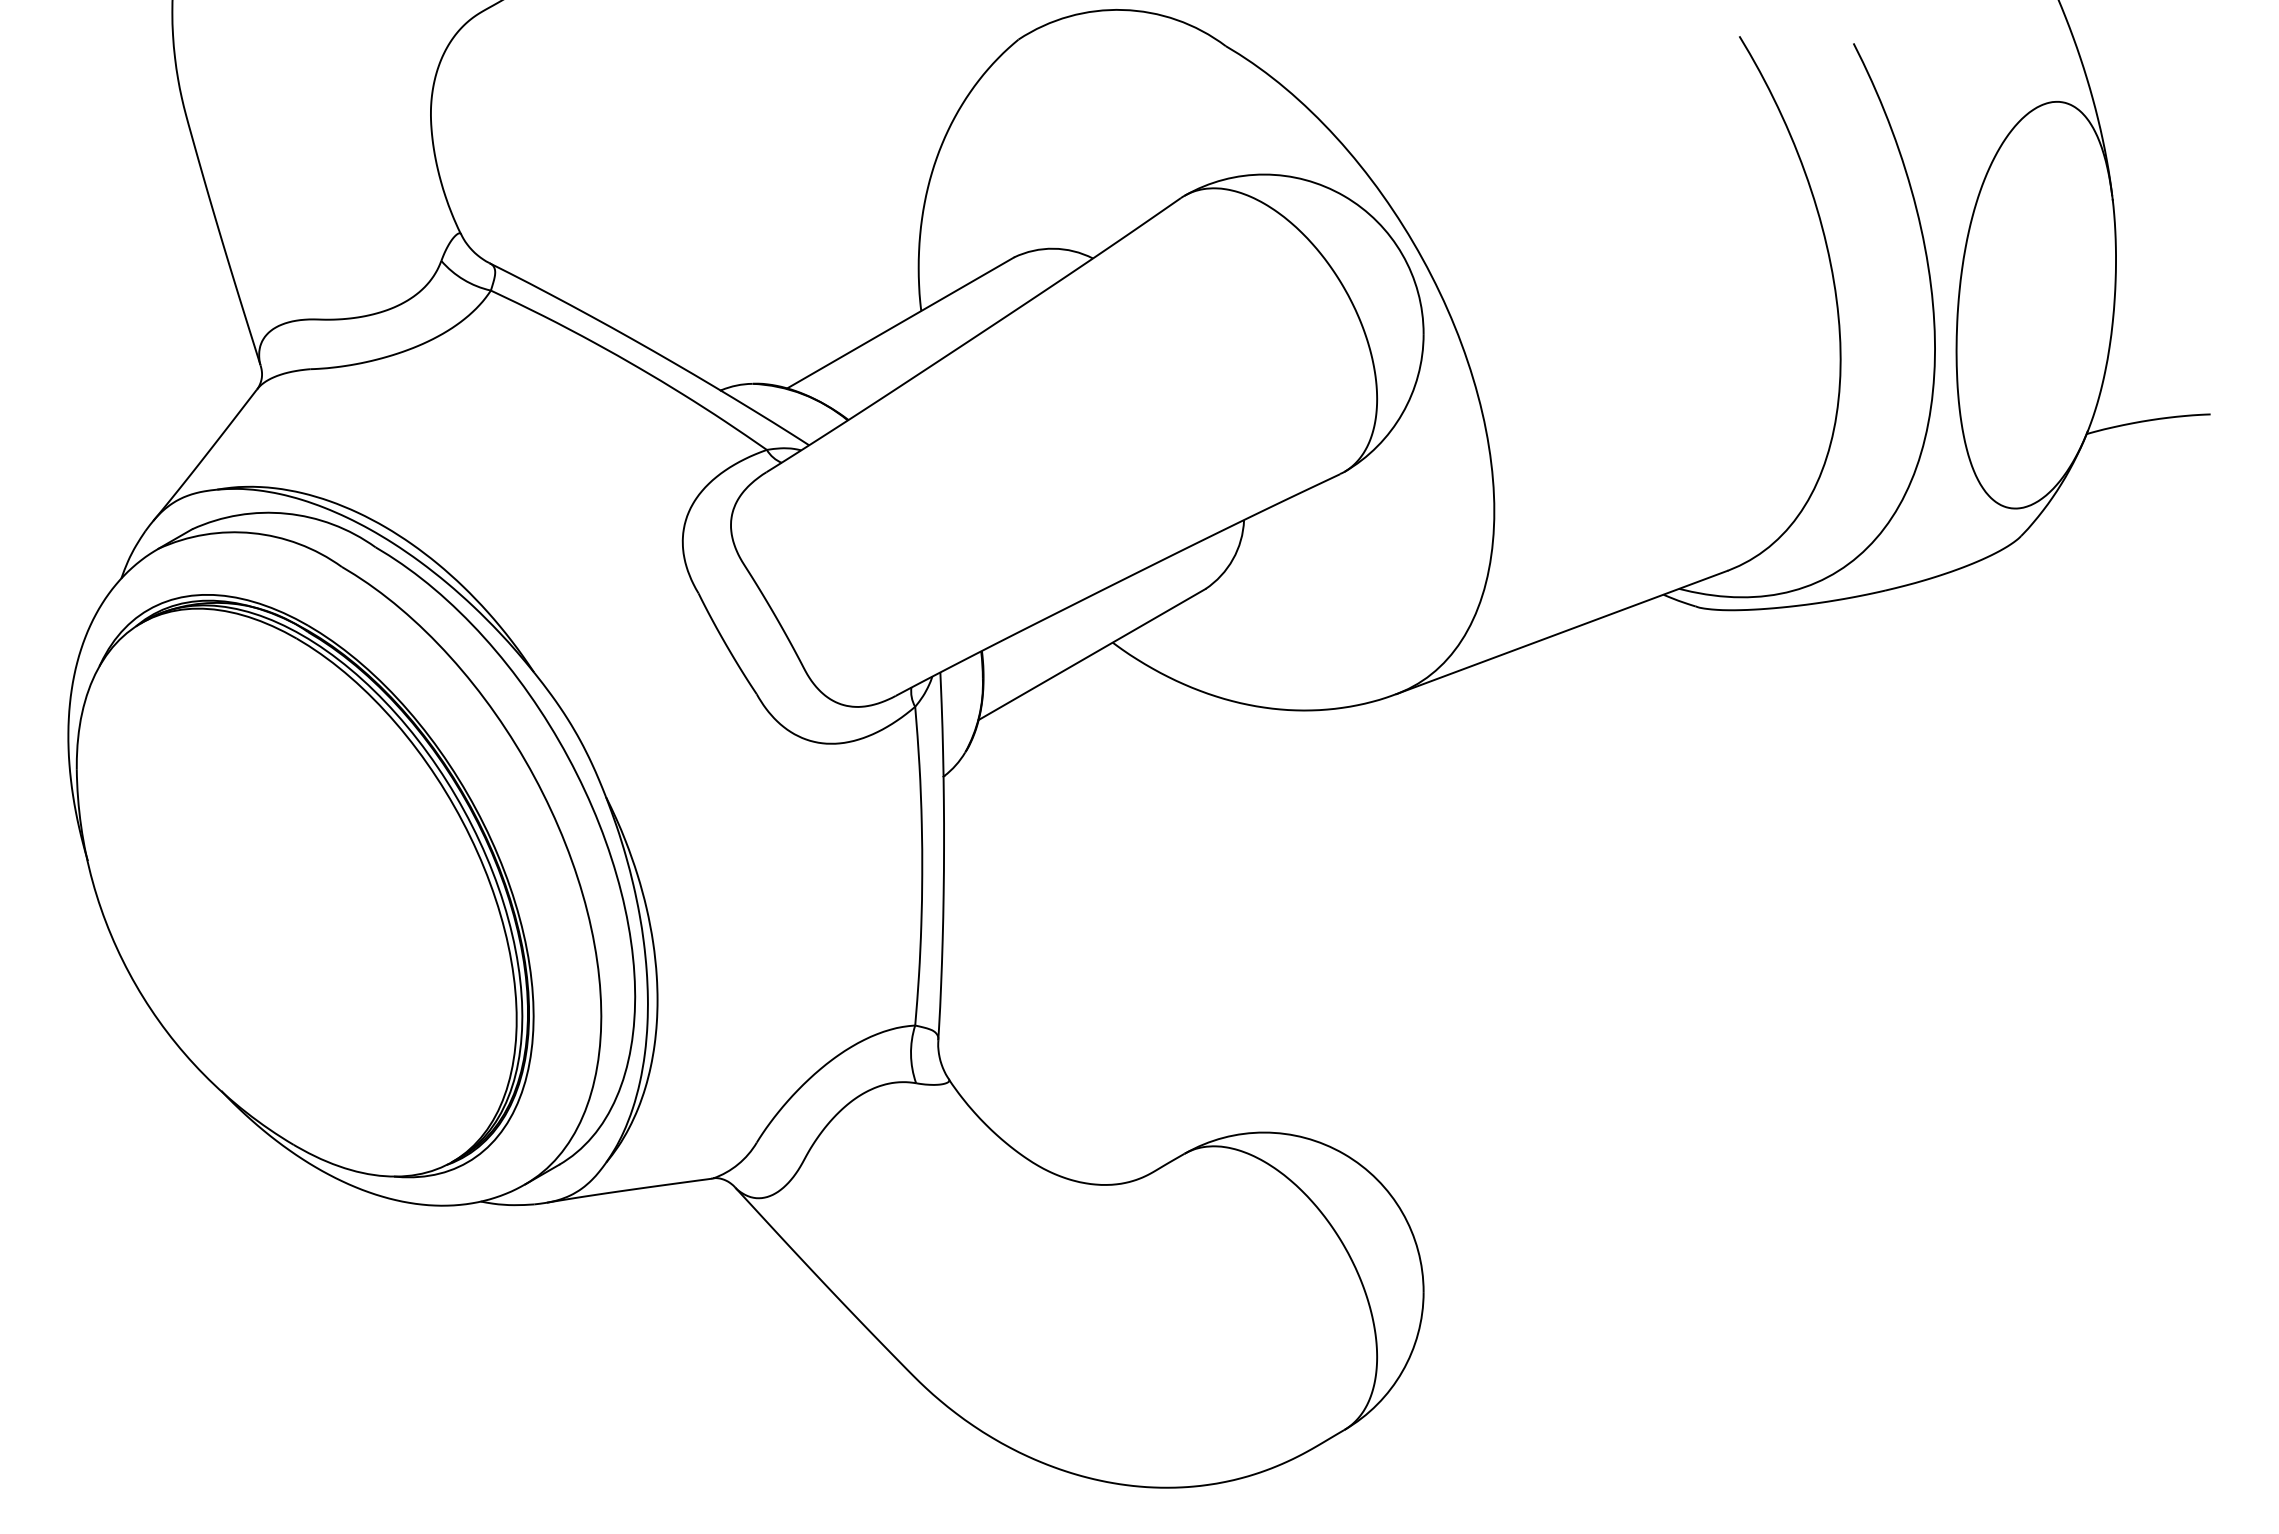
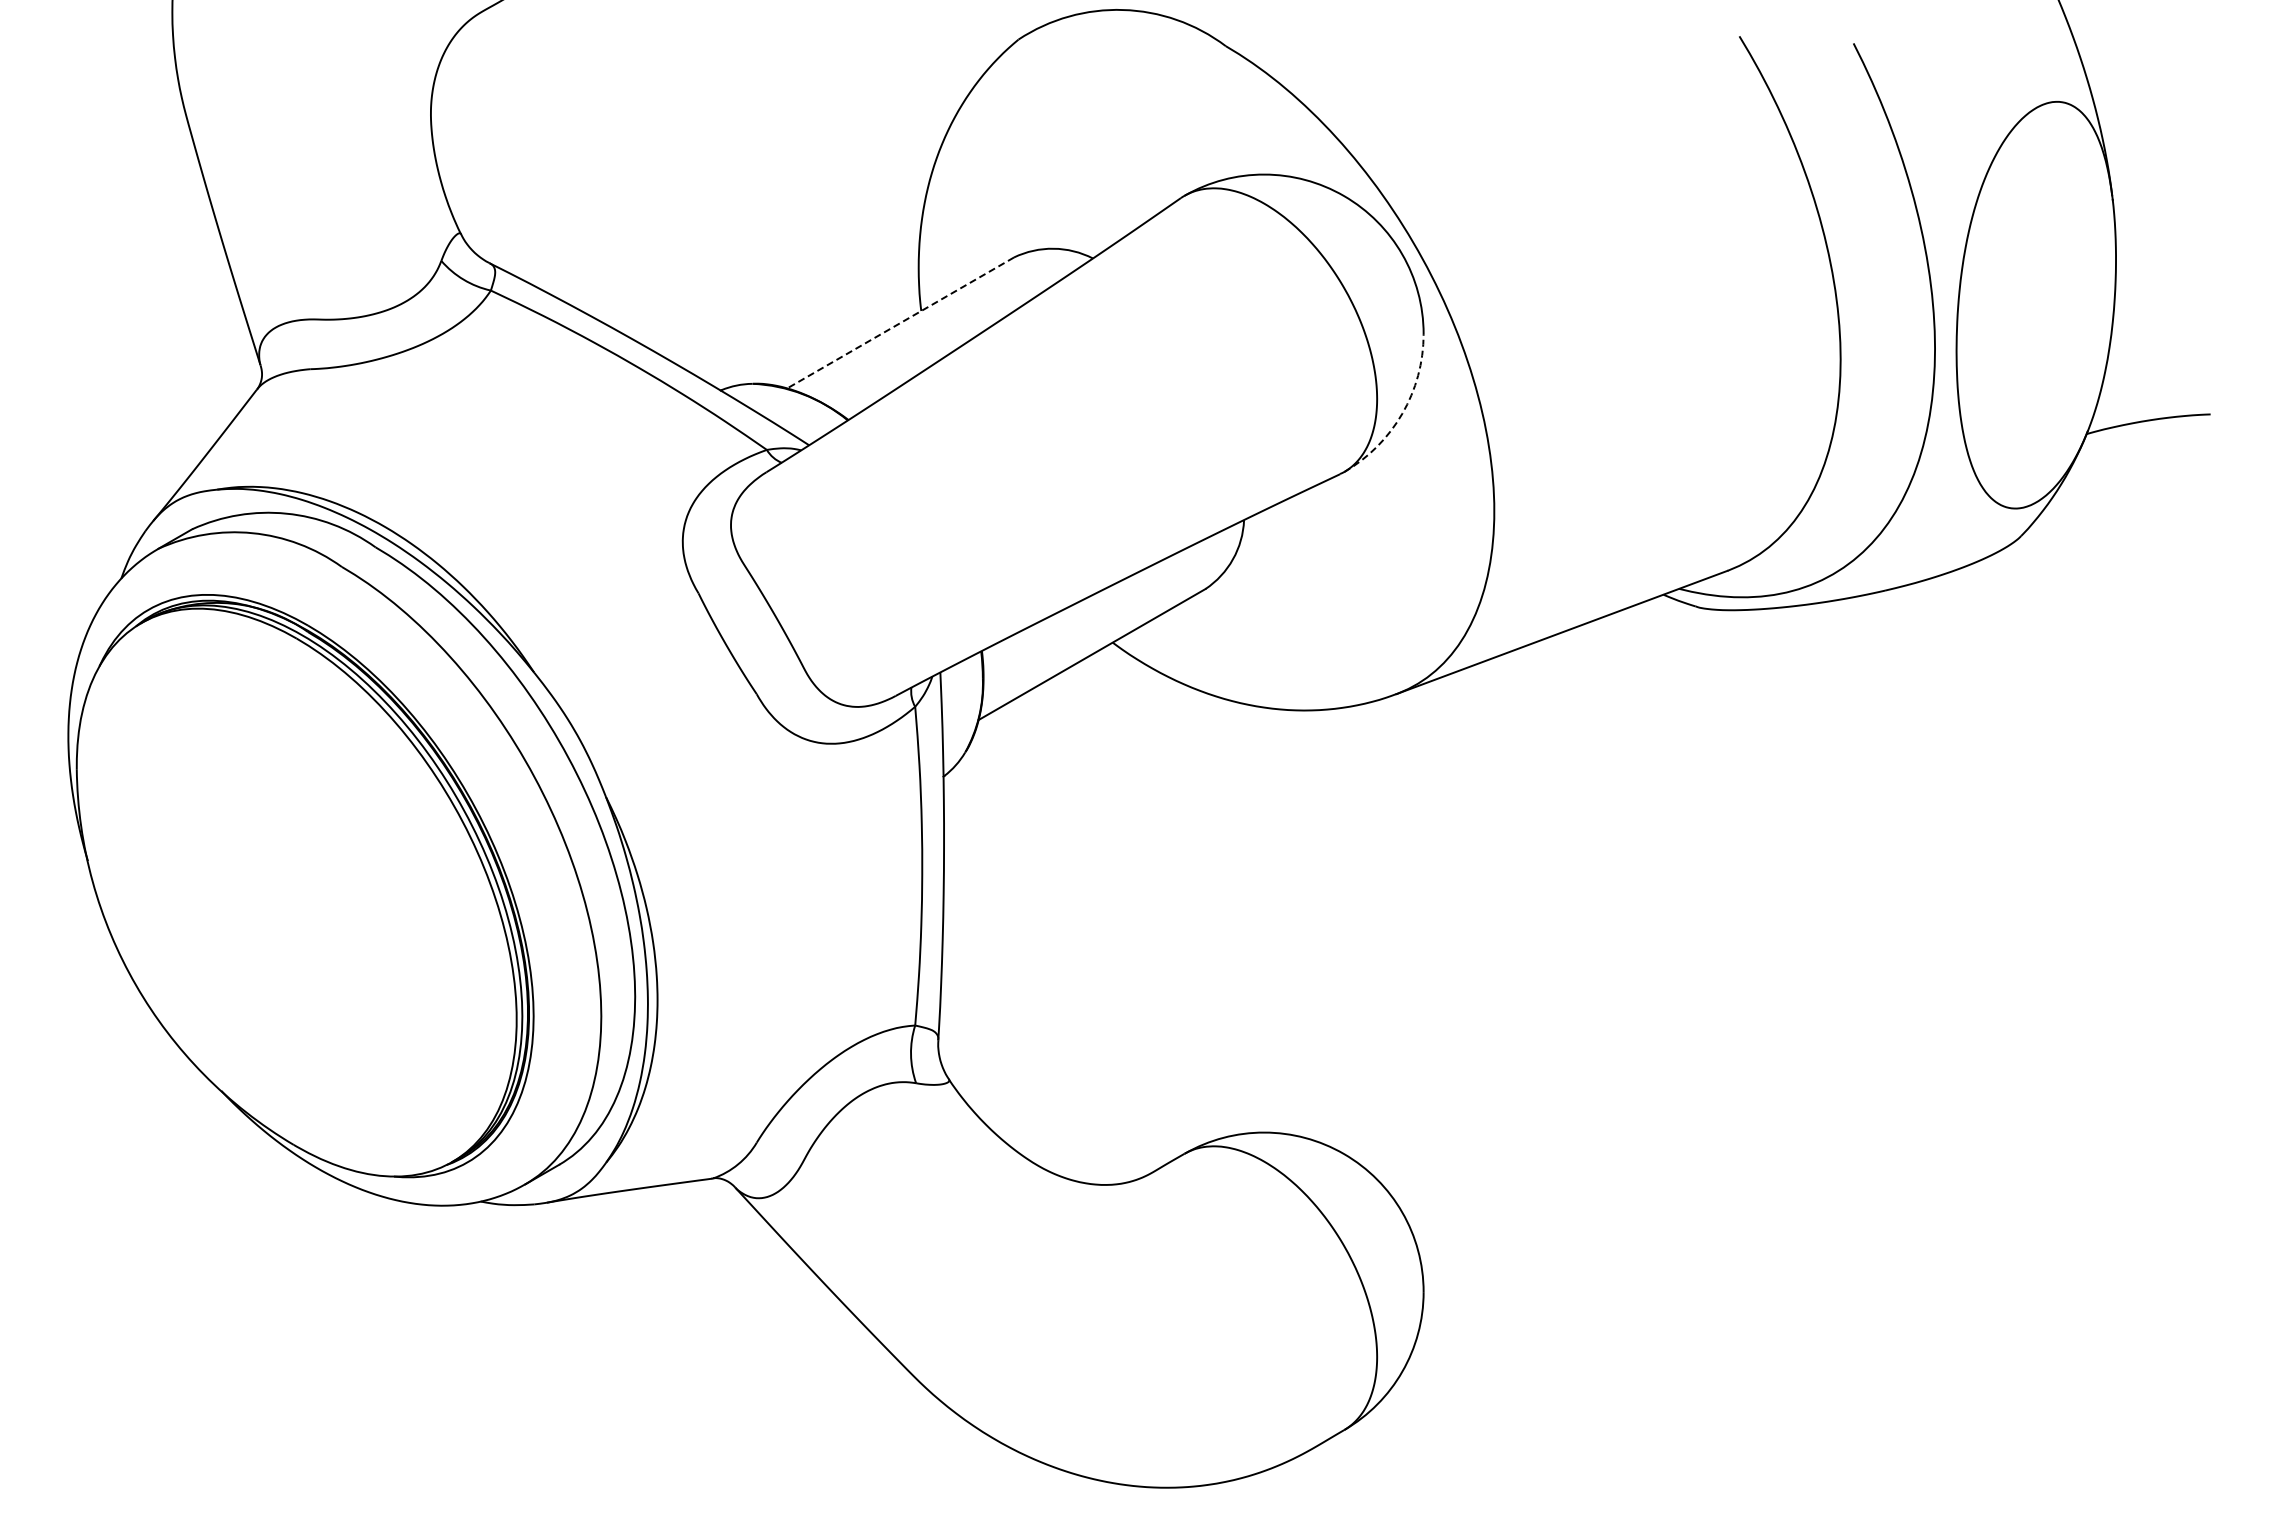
line: solid -> dashed (900, 322)
arc: solid -> dashed (1402, 413)
